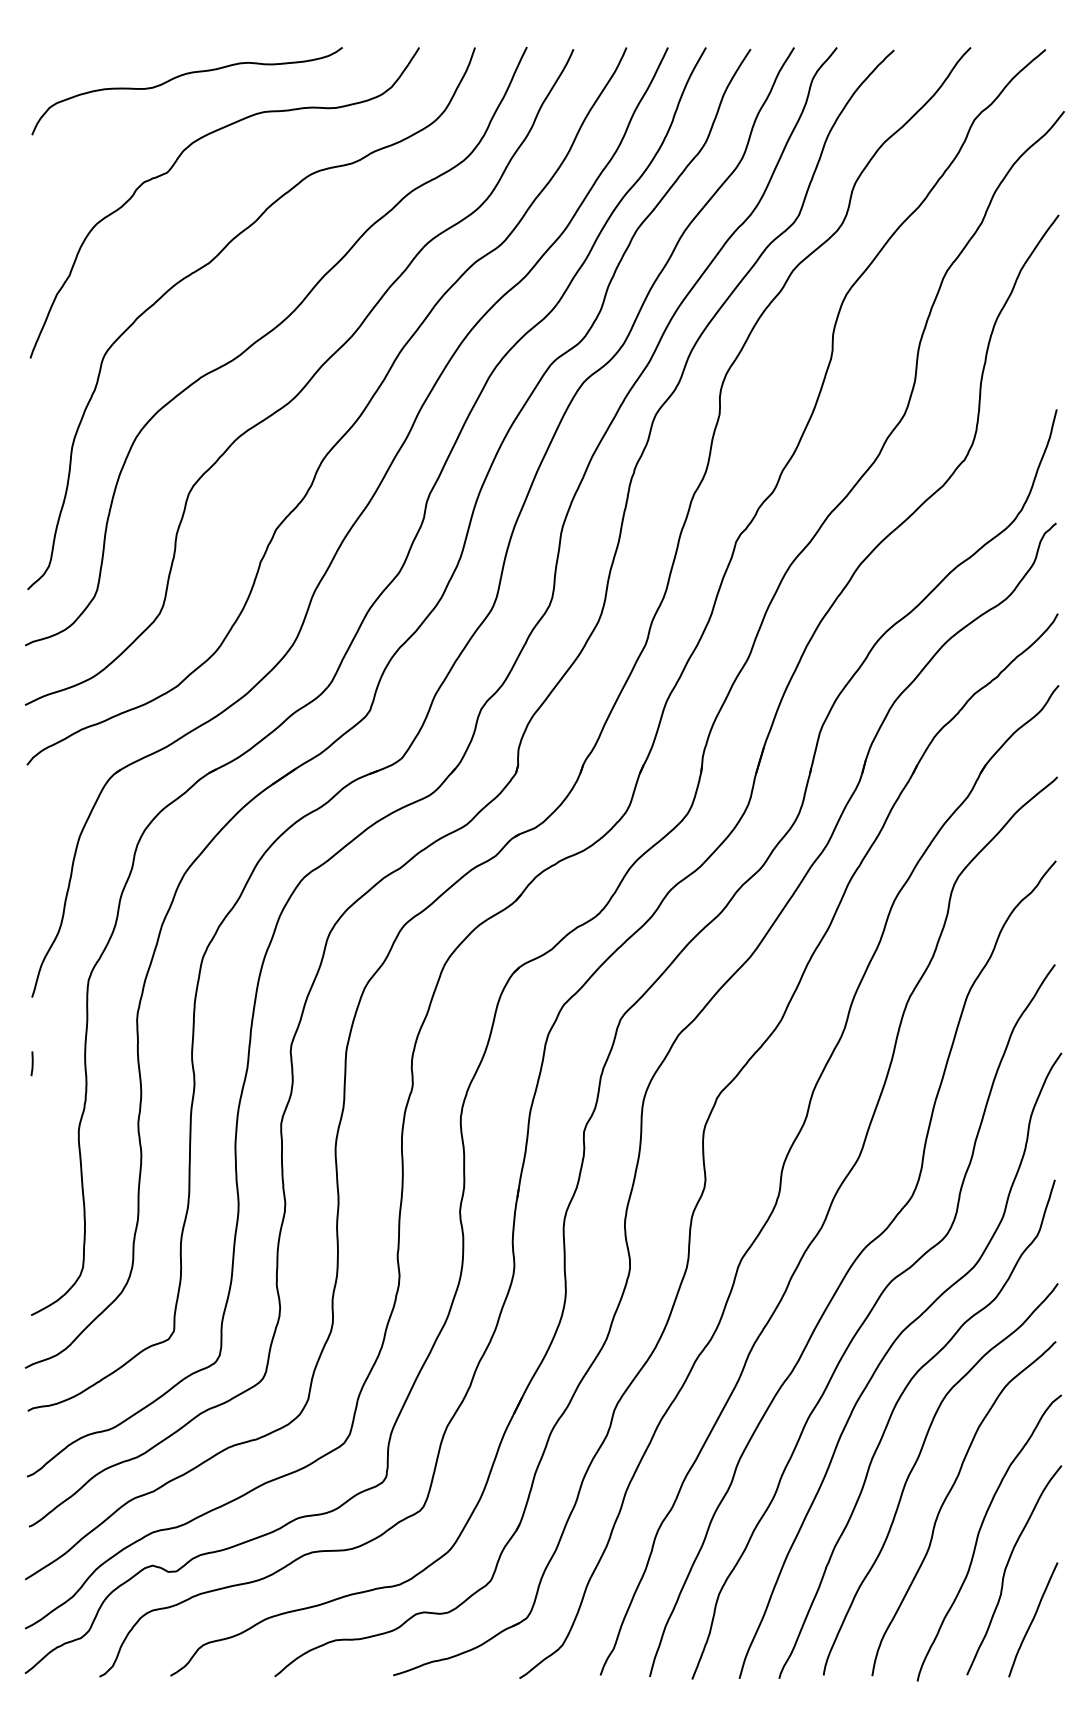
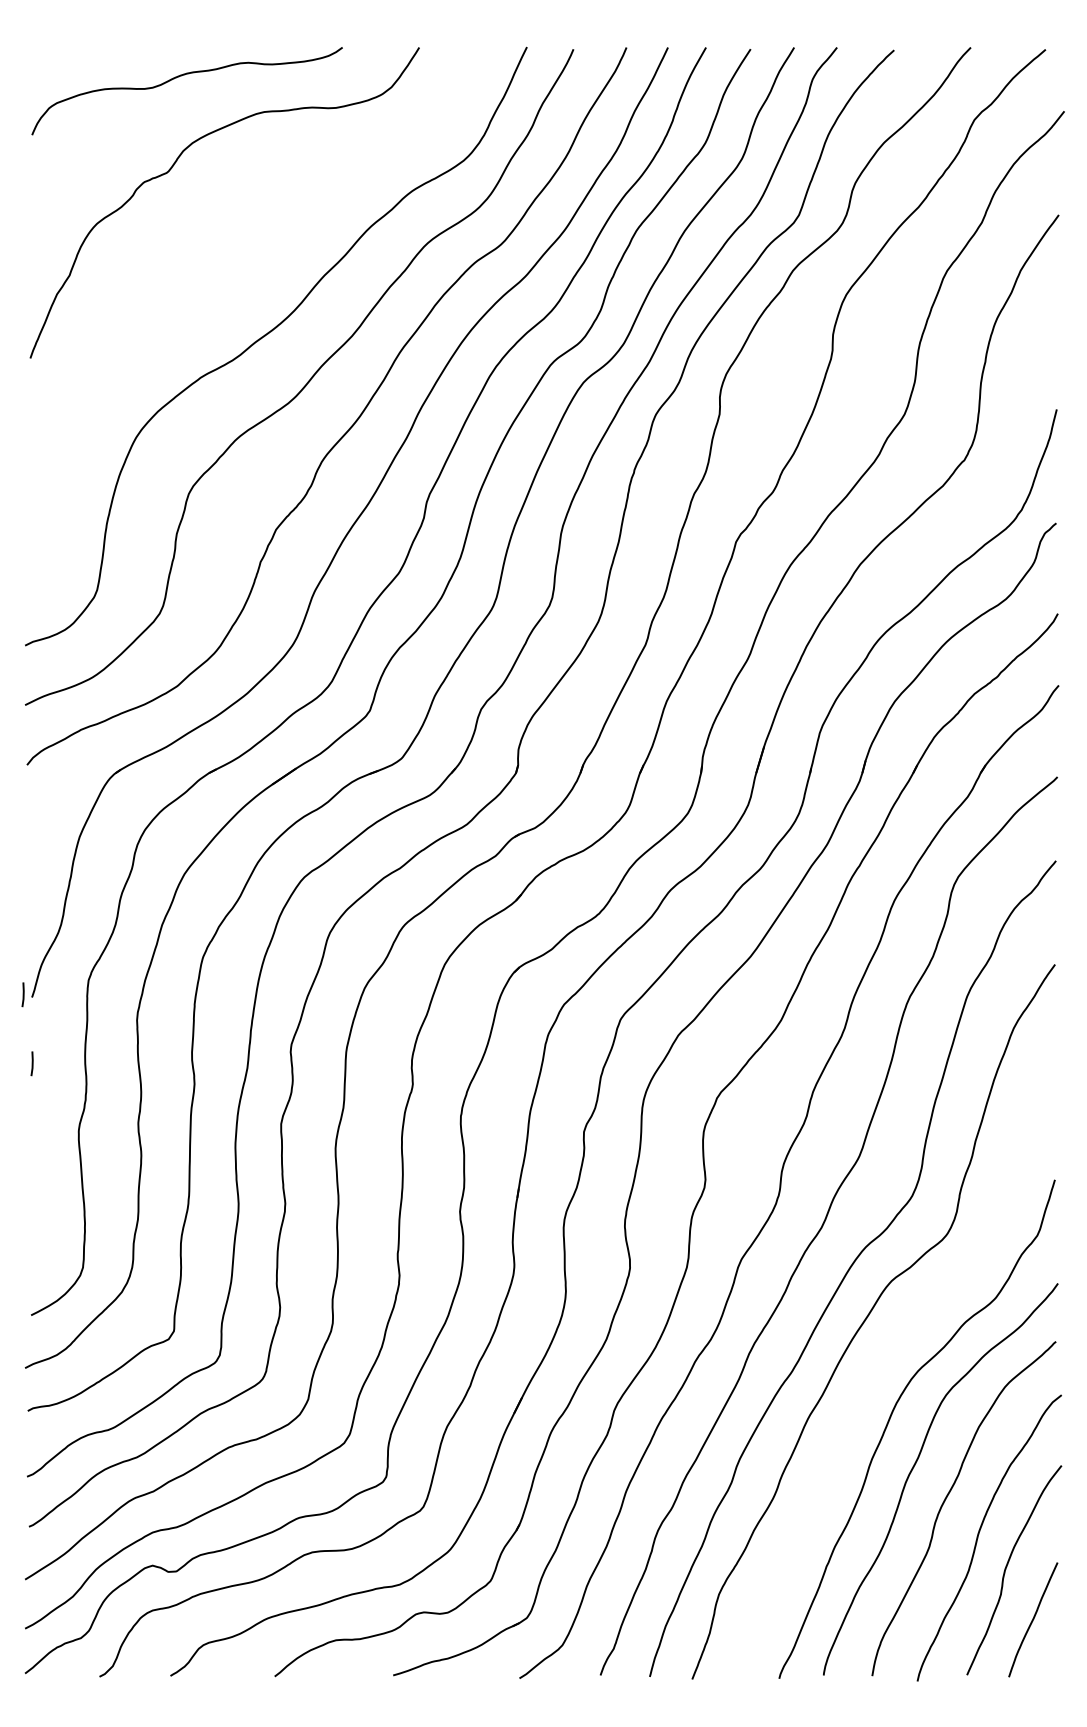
curve: present -> none (210, 263)
line: none -> present (22, 994)
curve: present -> none (886, 1355)
